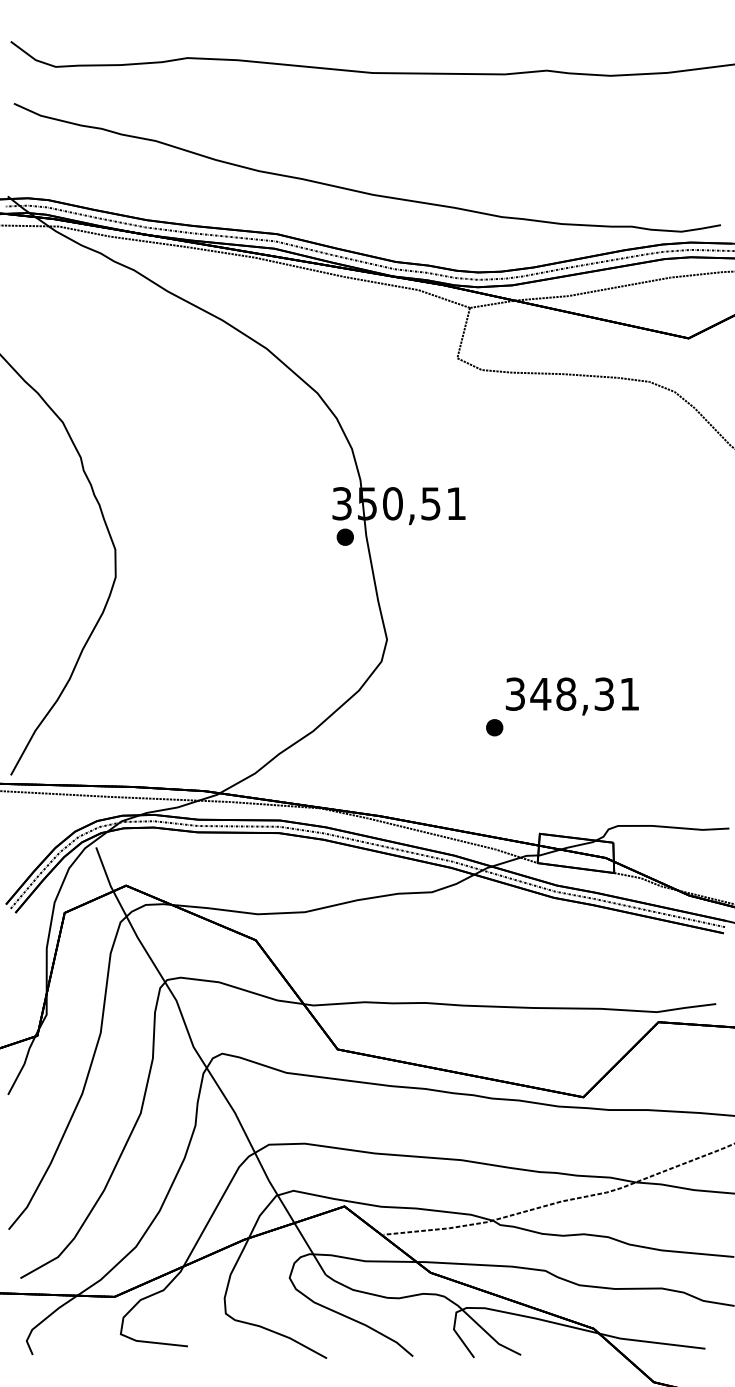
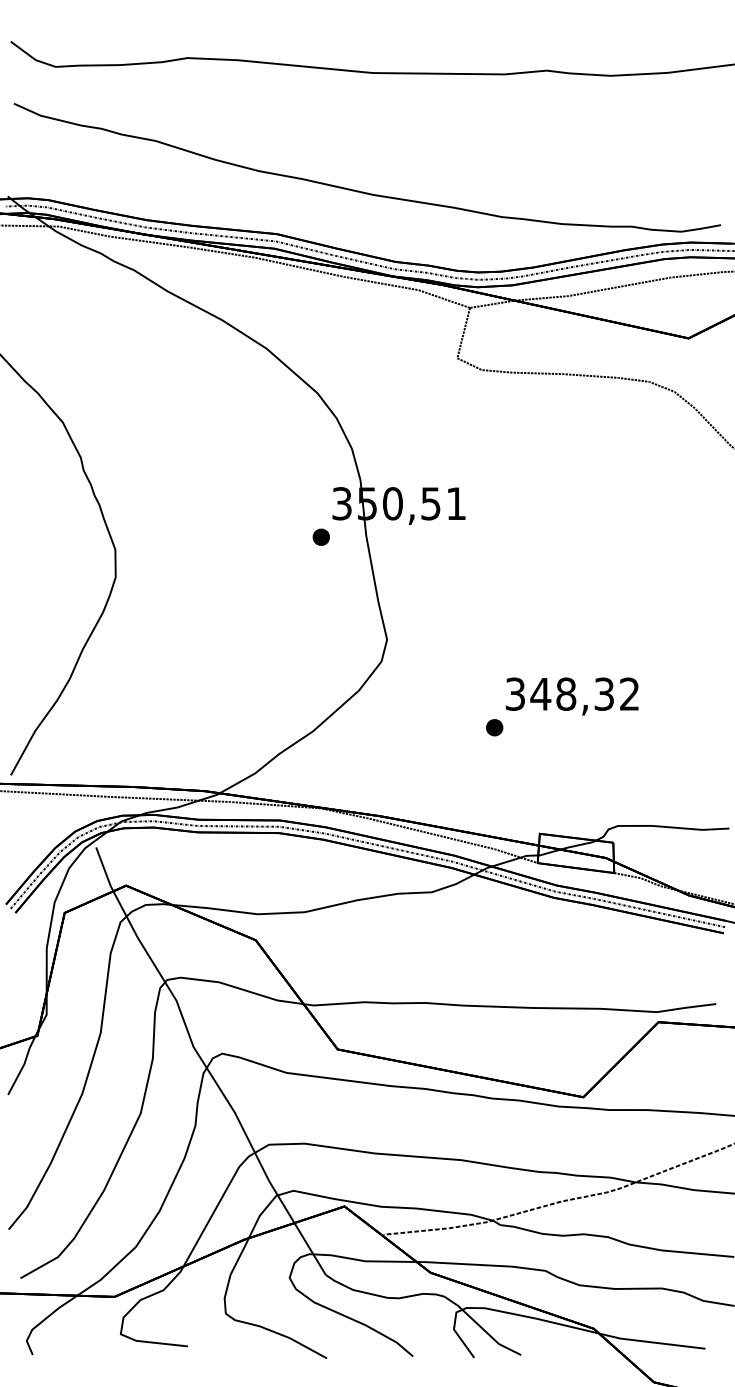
part position: (344, 536) -> (320, 536) (320, 536)
text: 348,31 -> 348,32 (629, 693)
